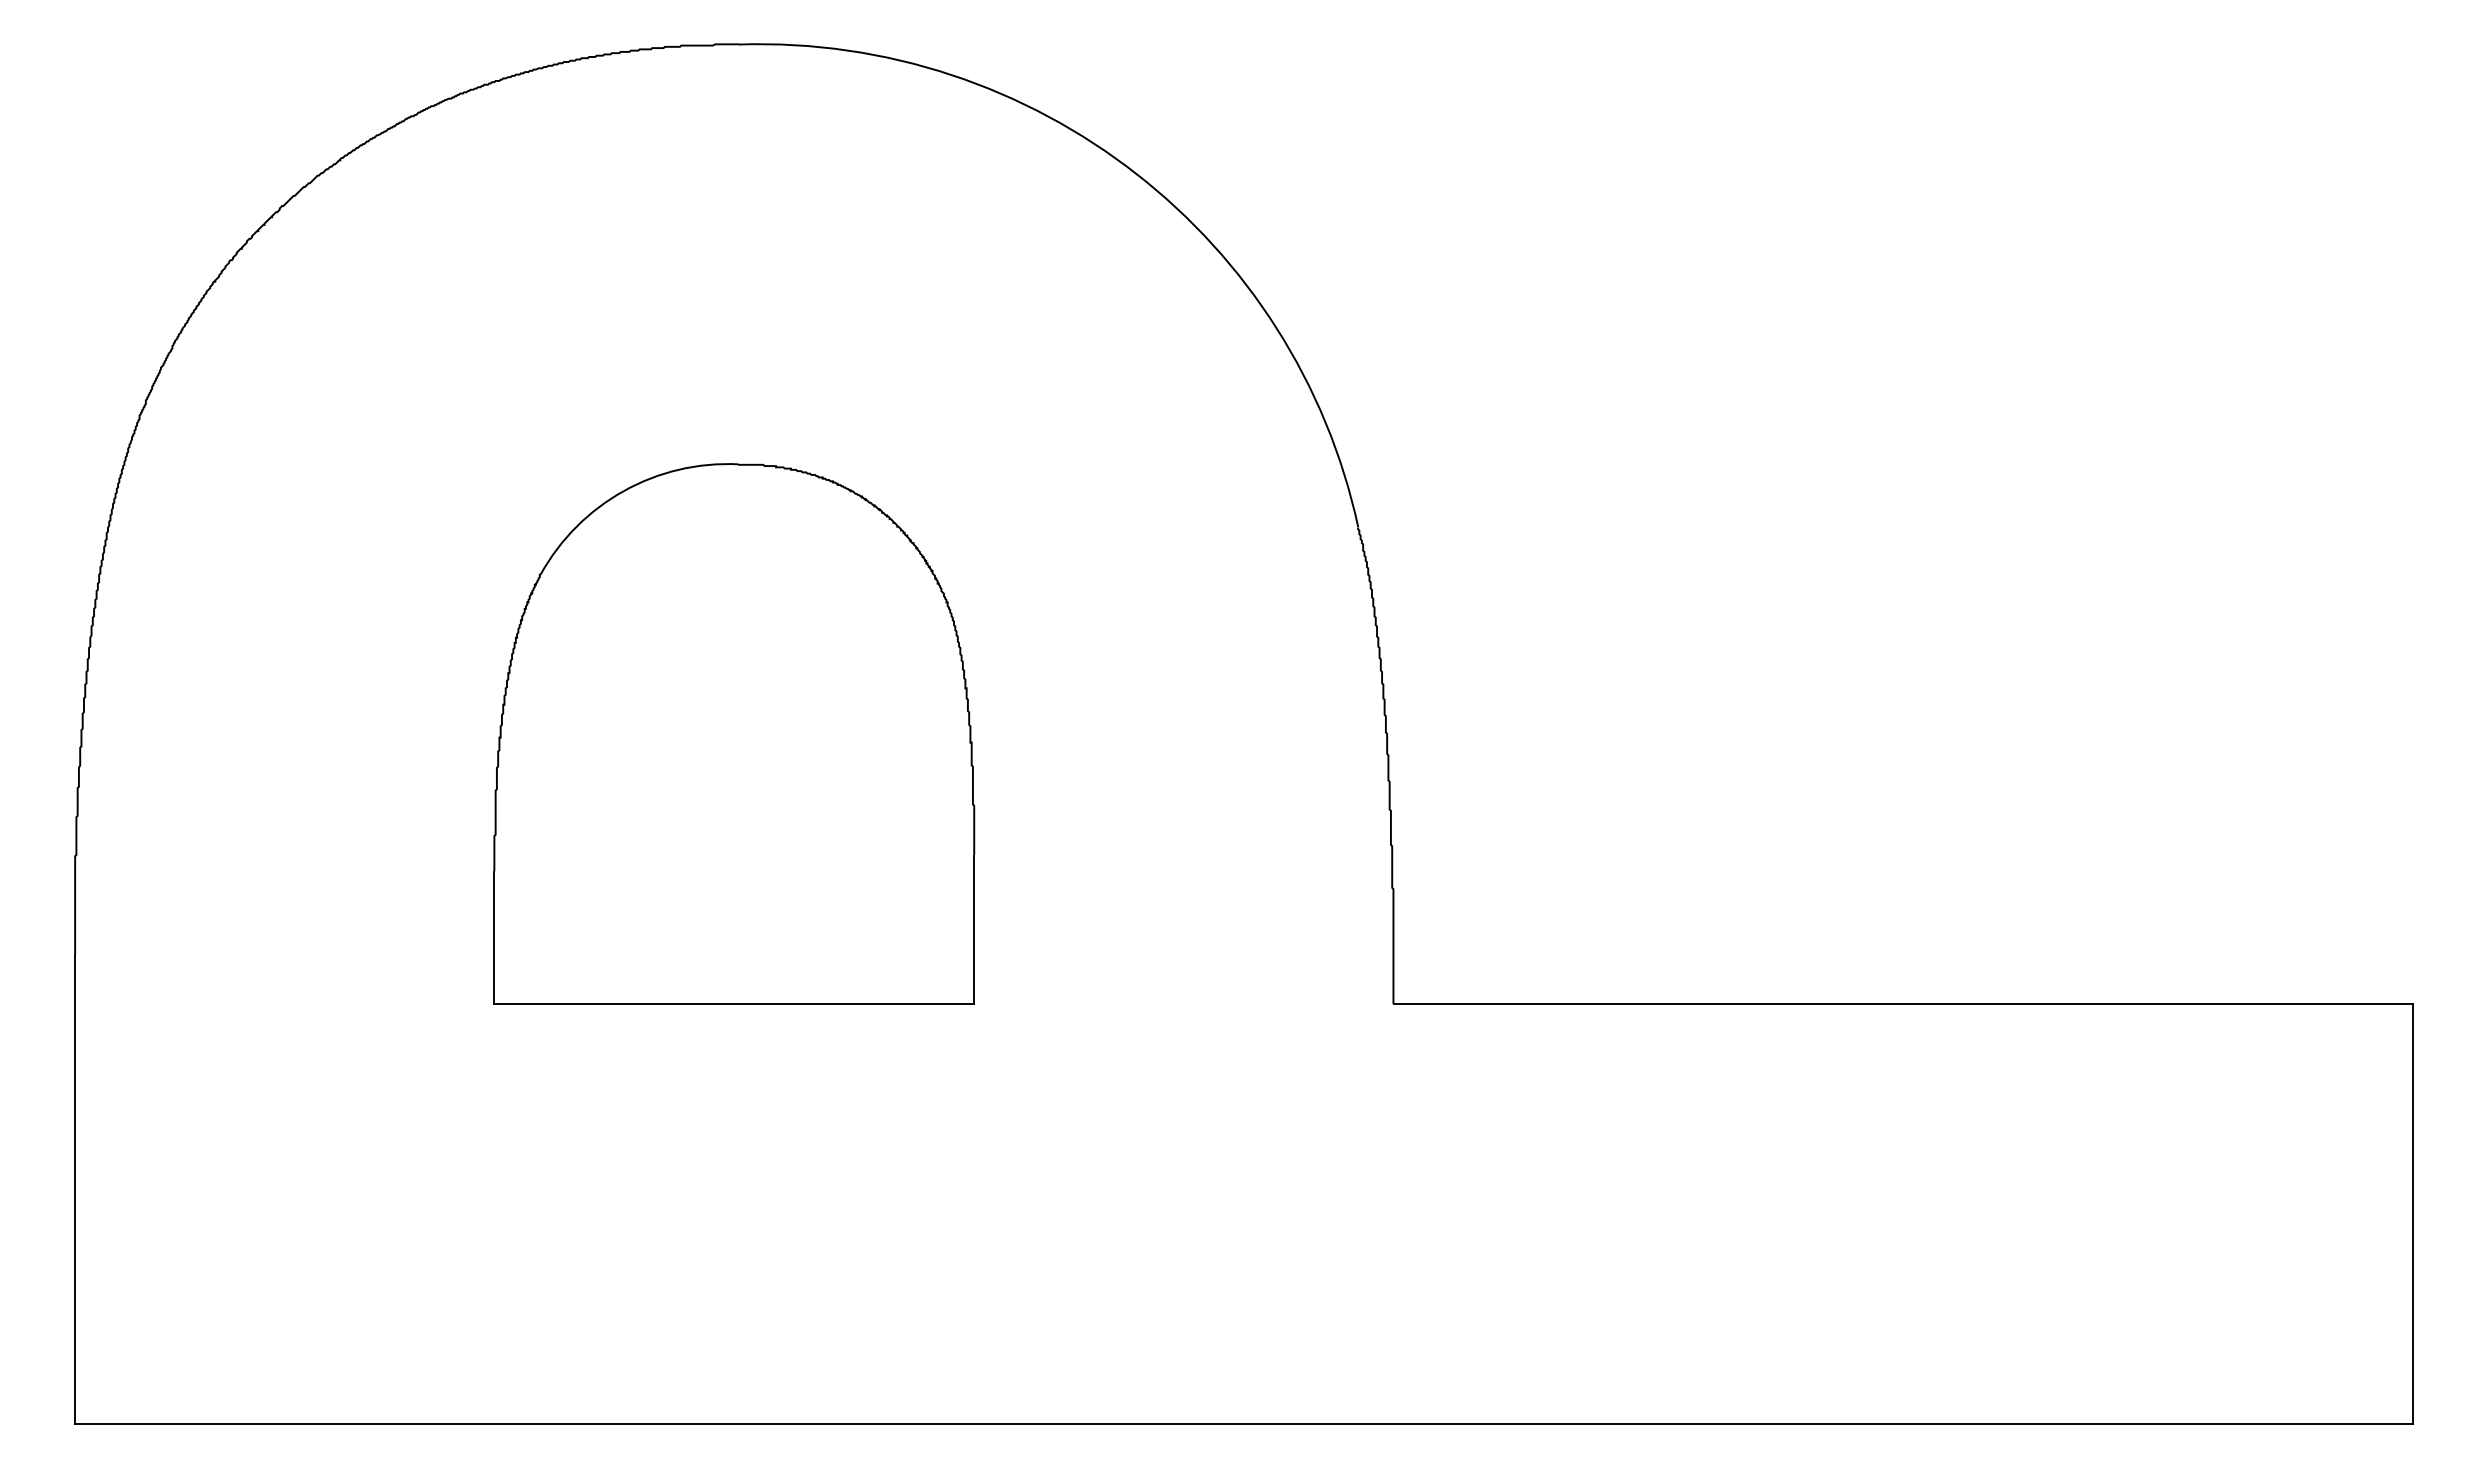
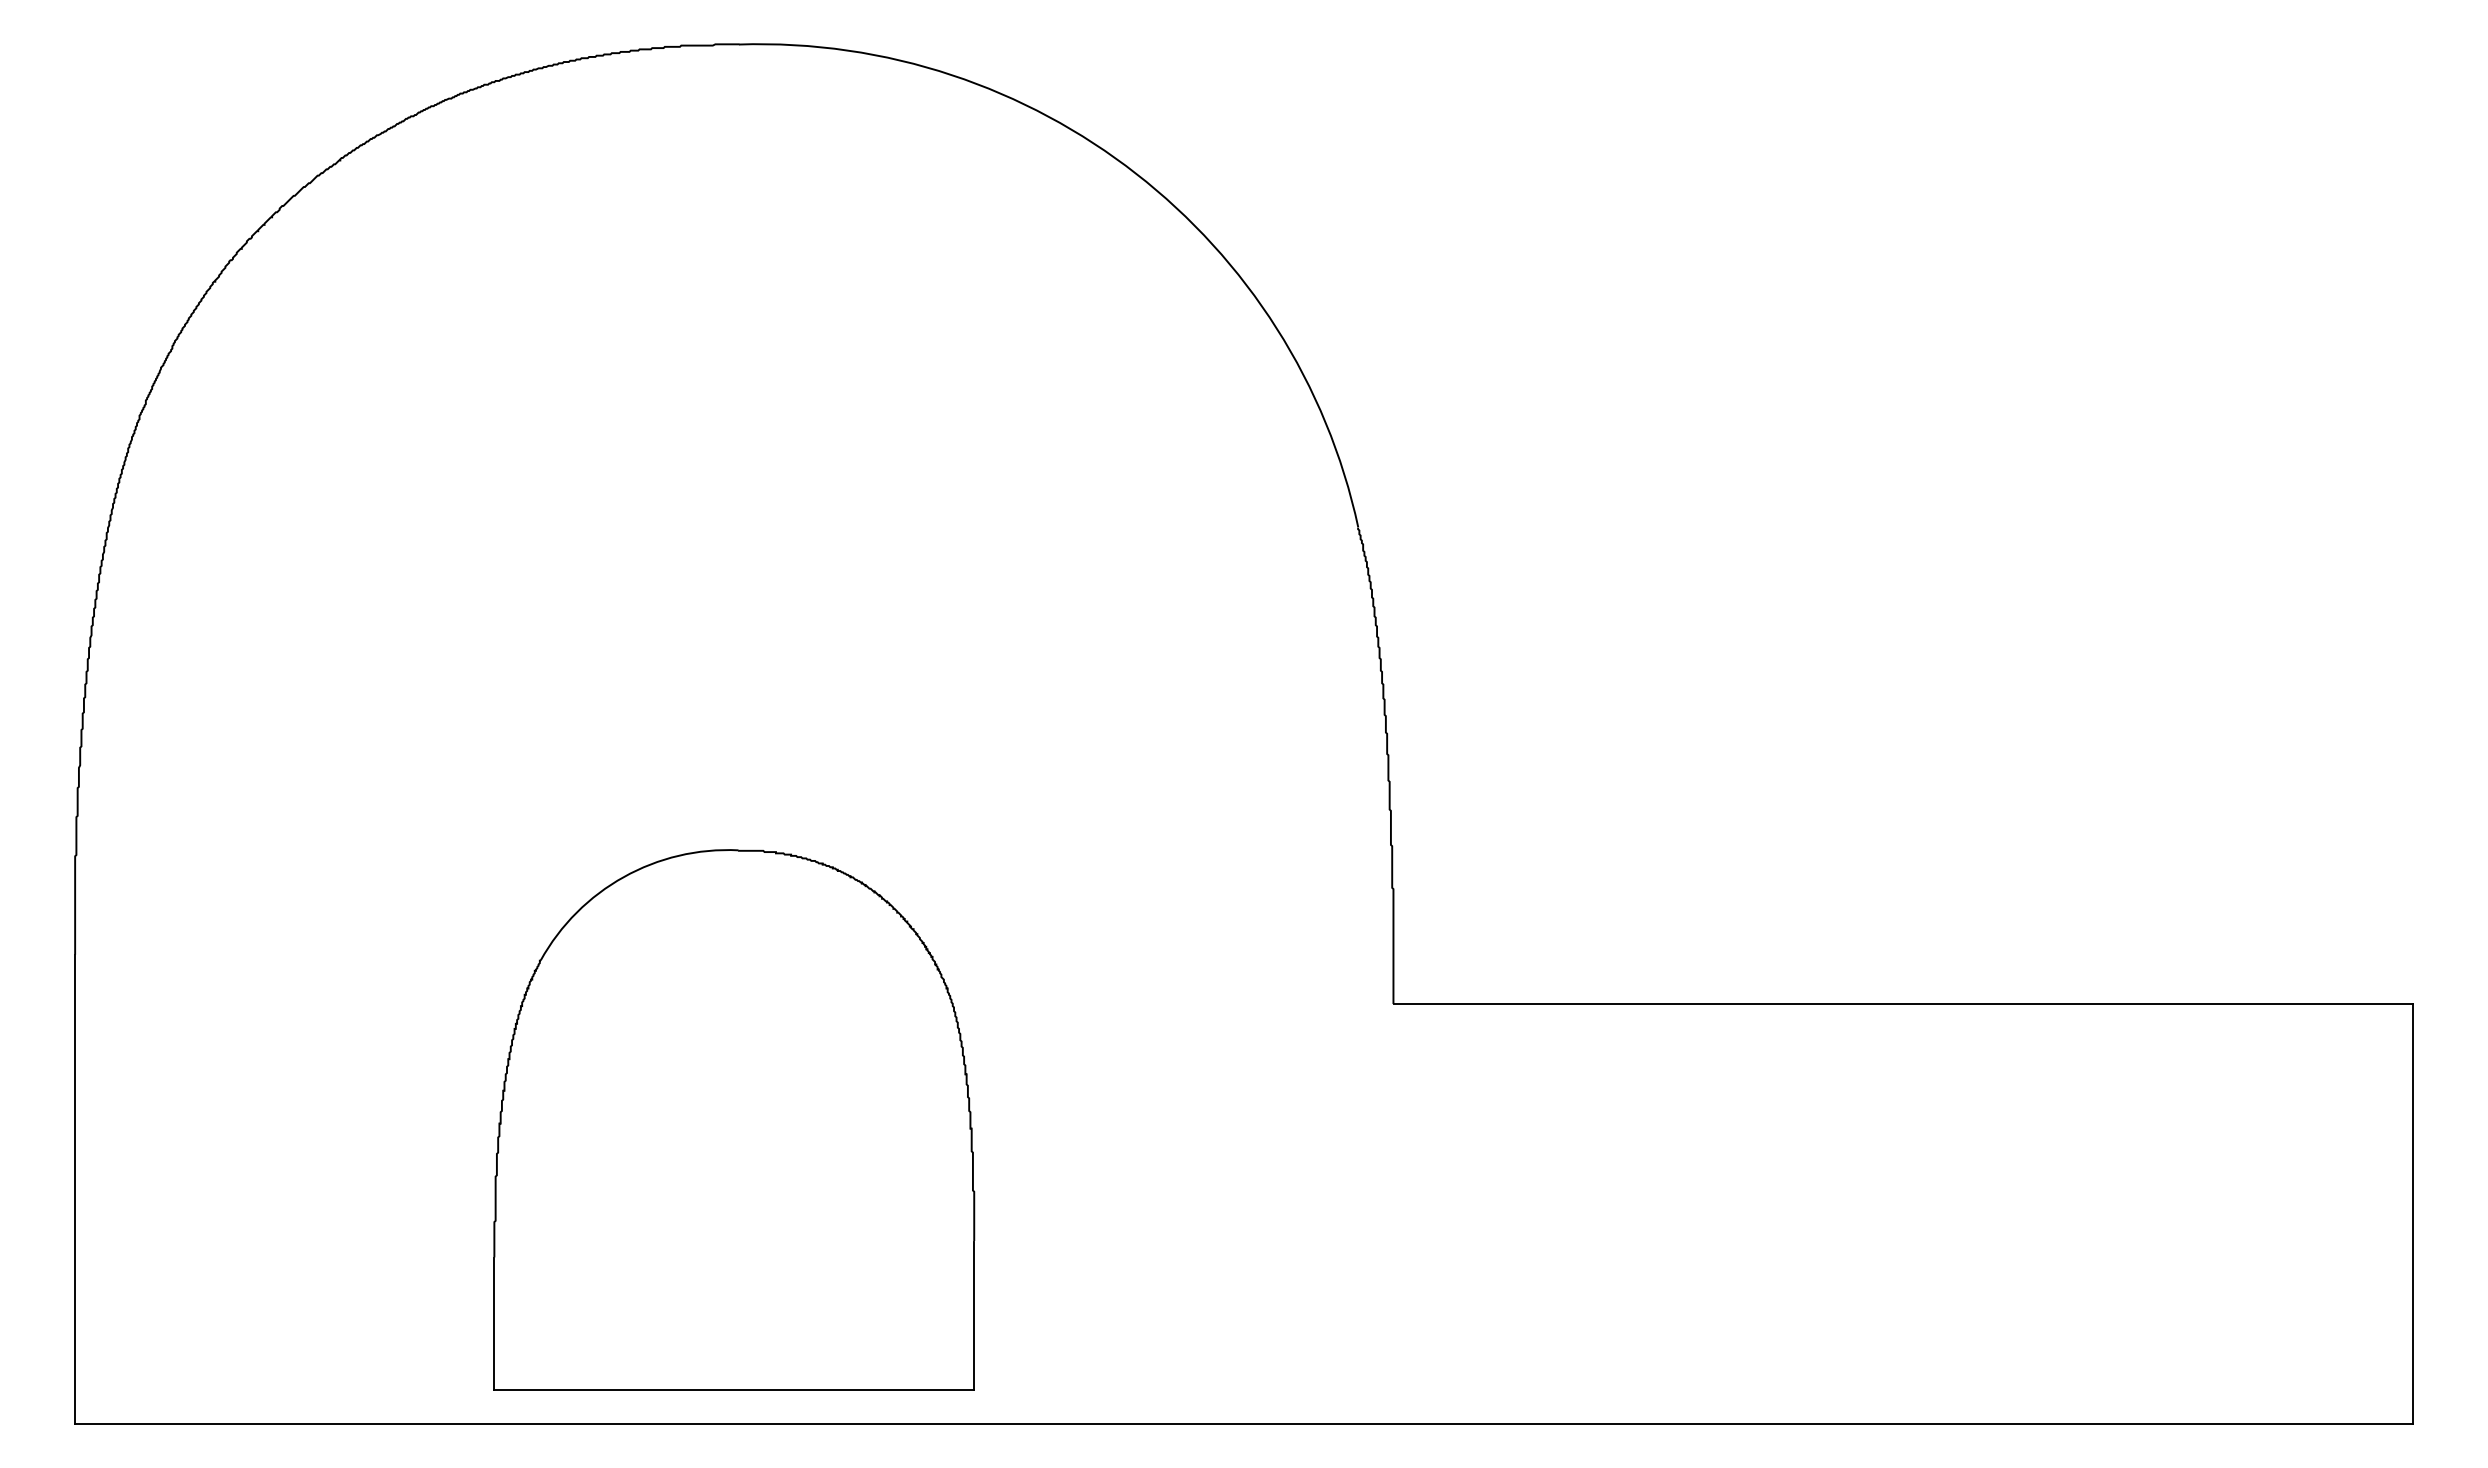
part position: (734, 733) -> (734, 1119) (734, 1119)
